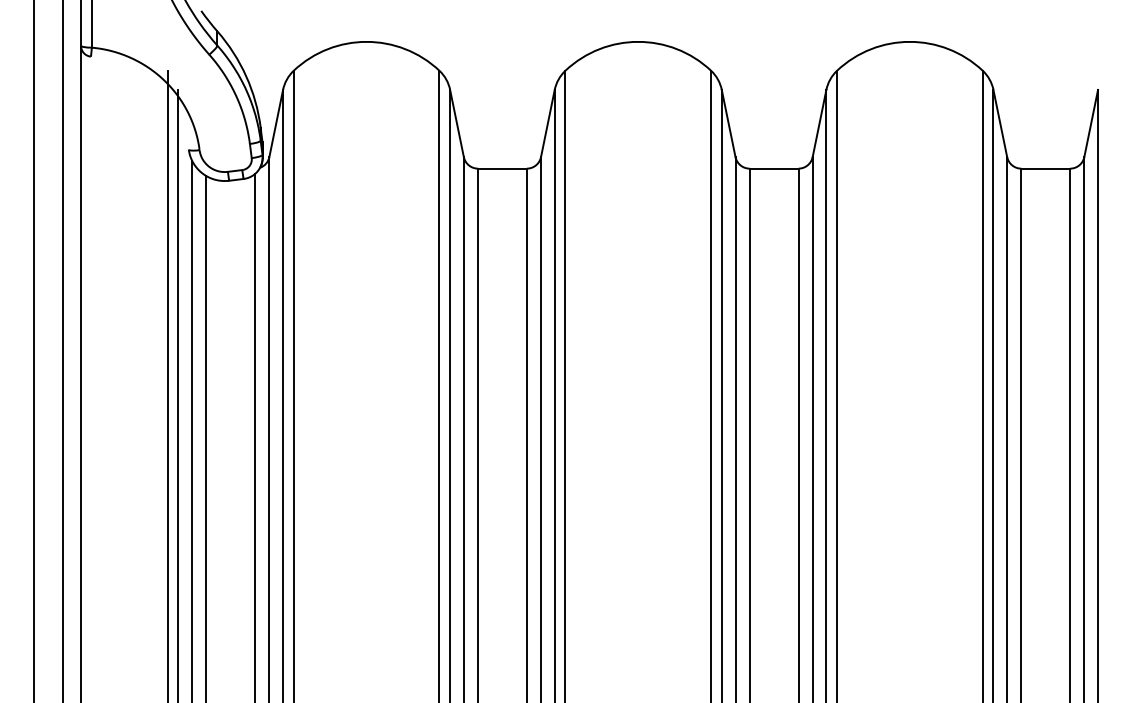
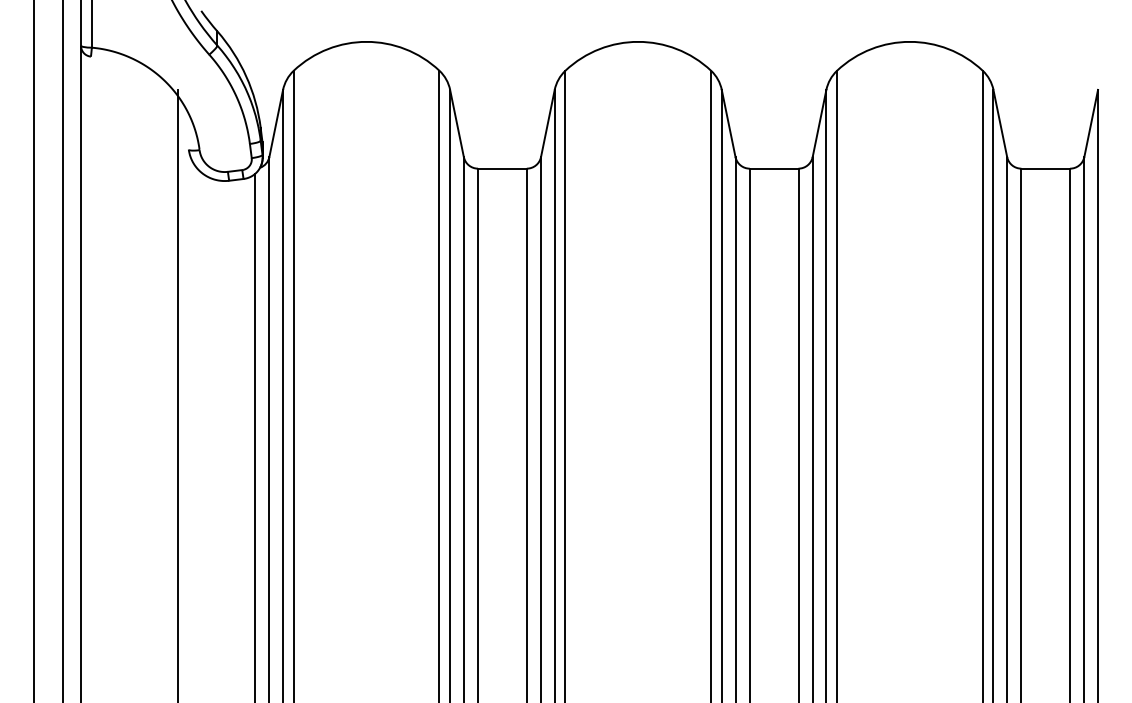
line: present -> none (167, 384)
line: present -> none (192, 429)
line: present -> none (206, 437)
